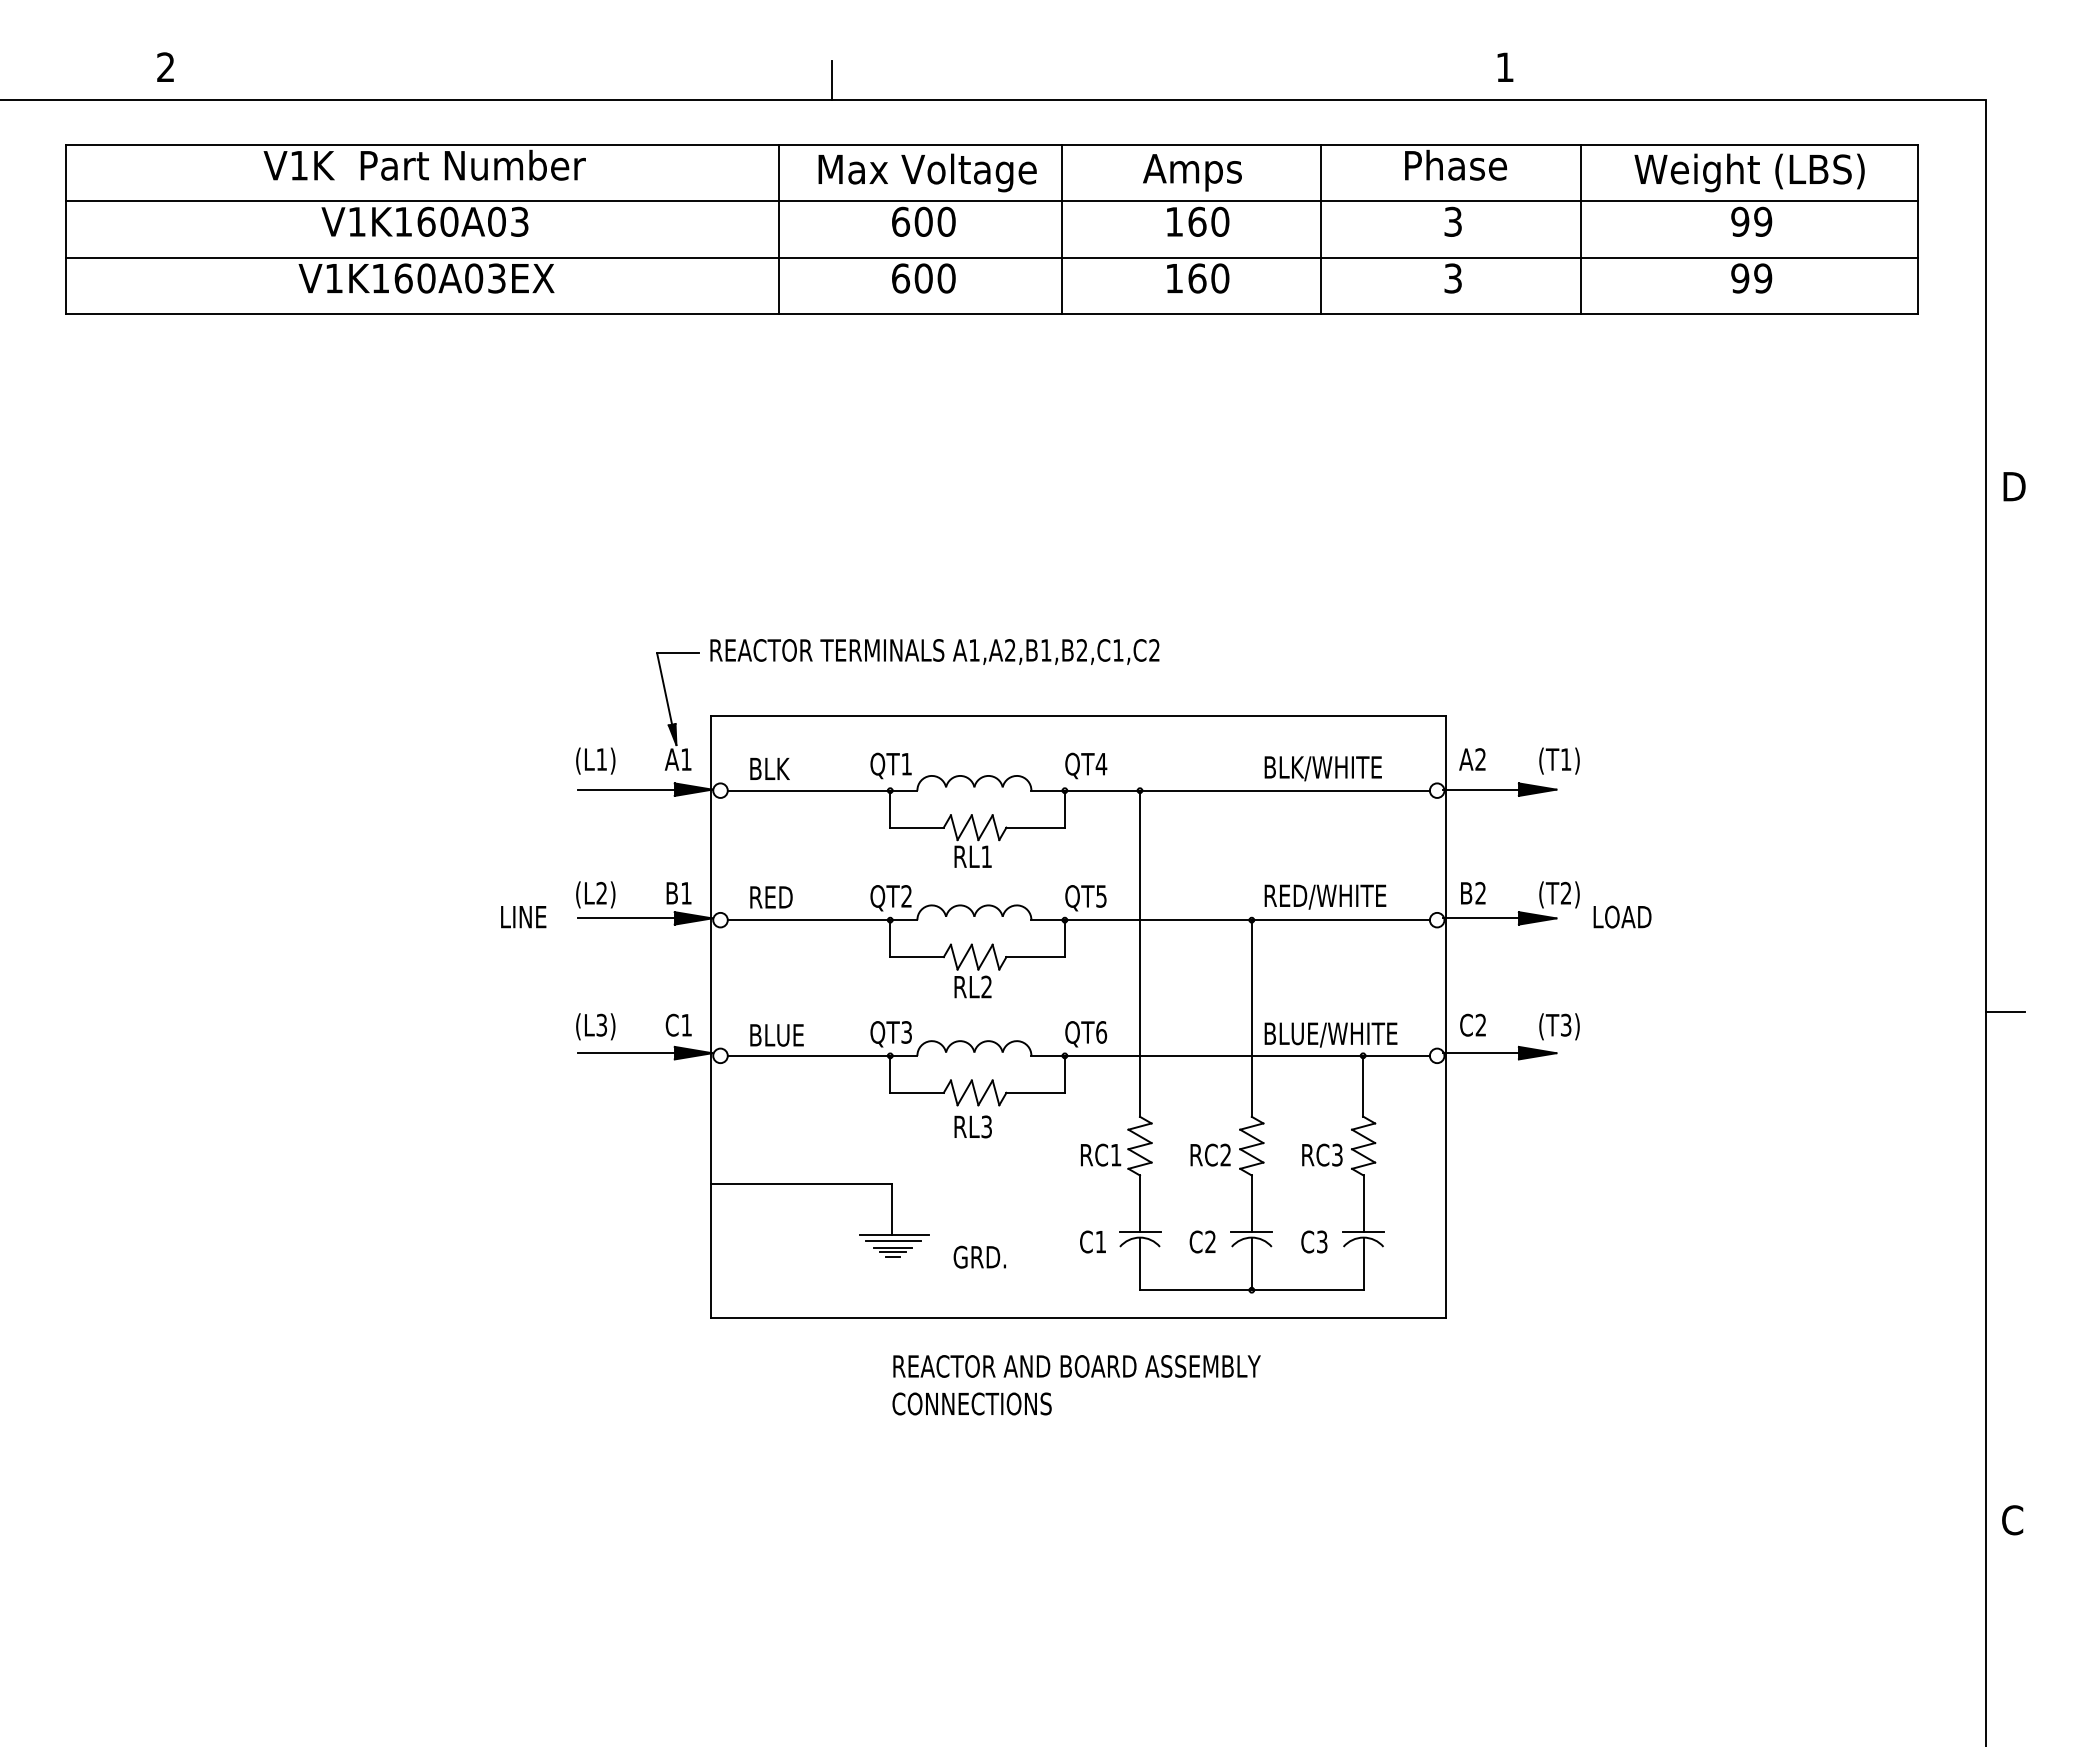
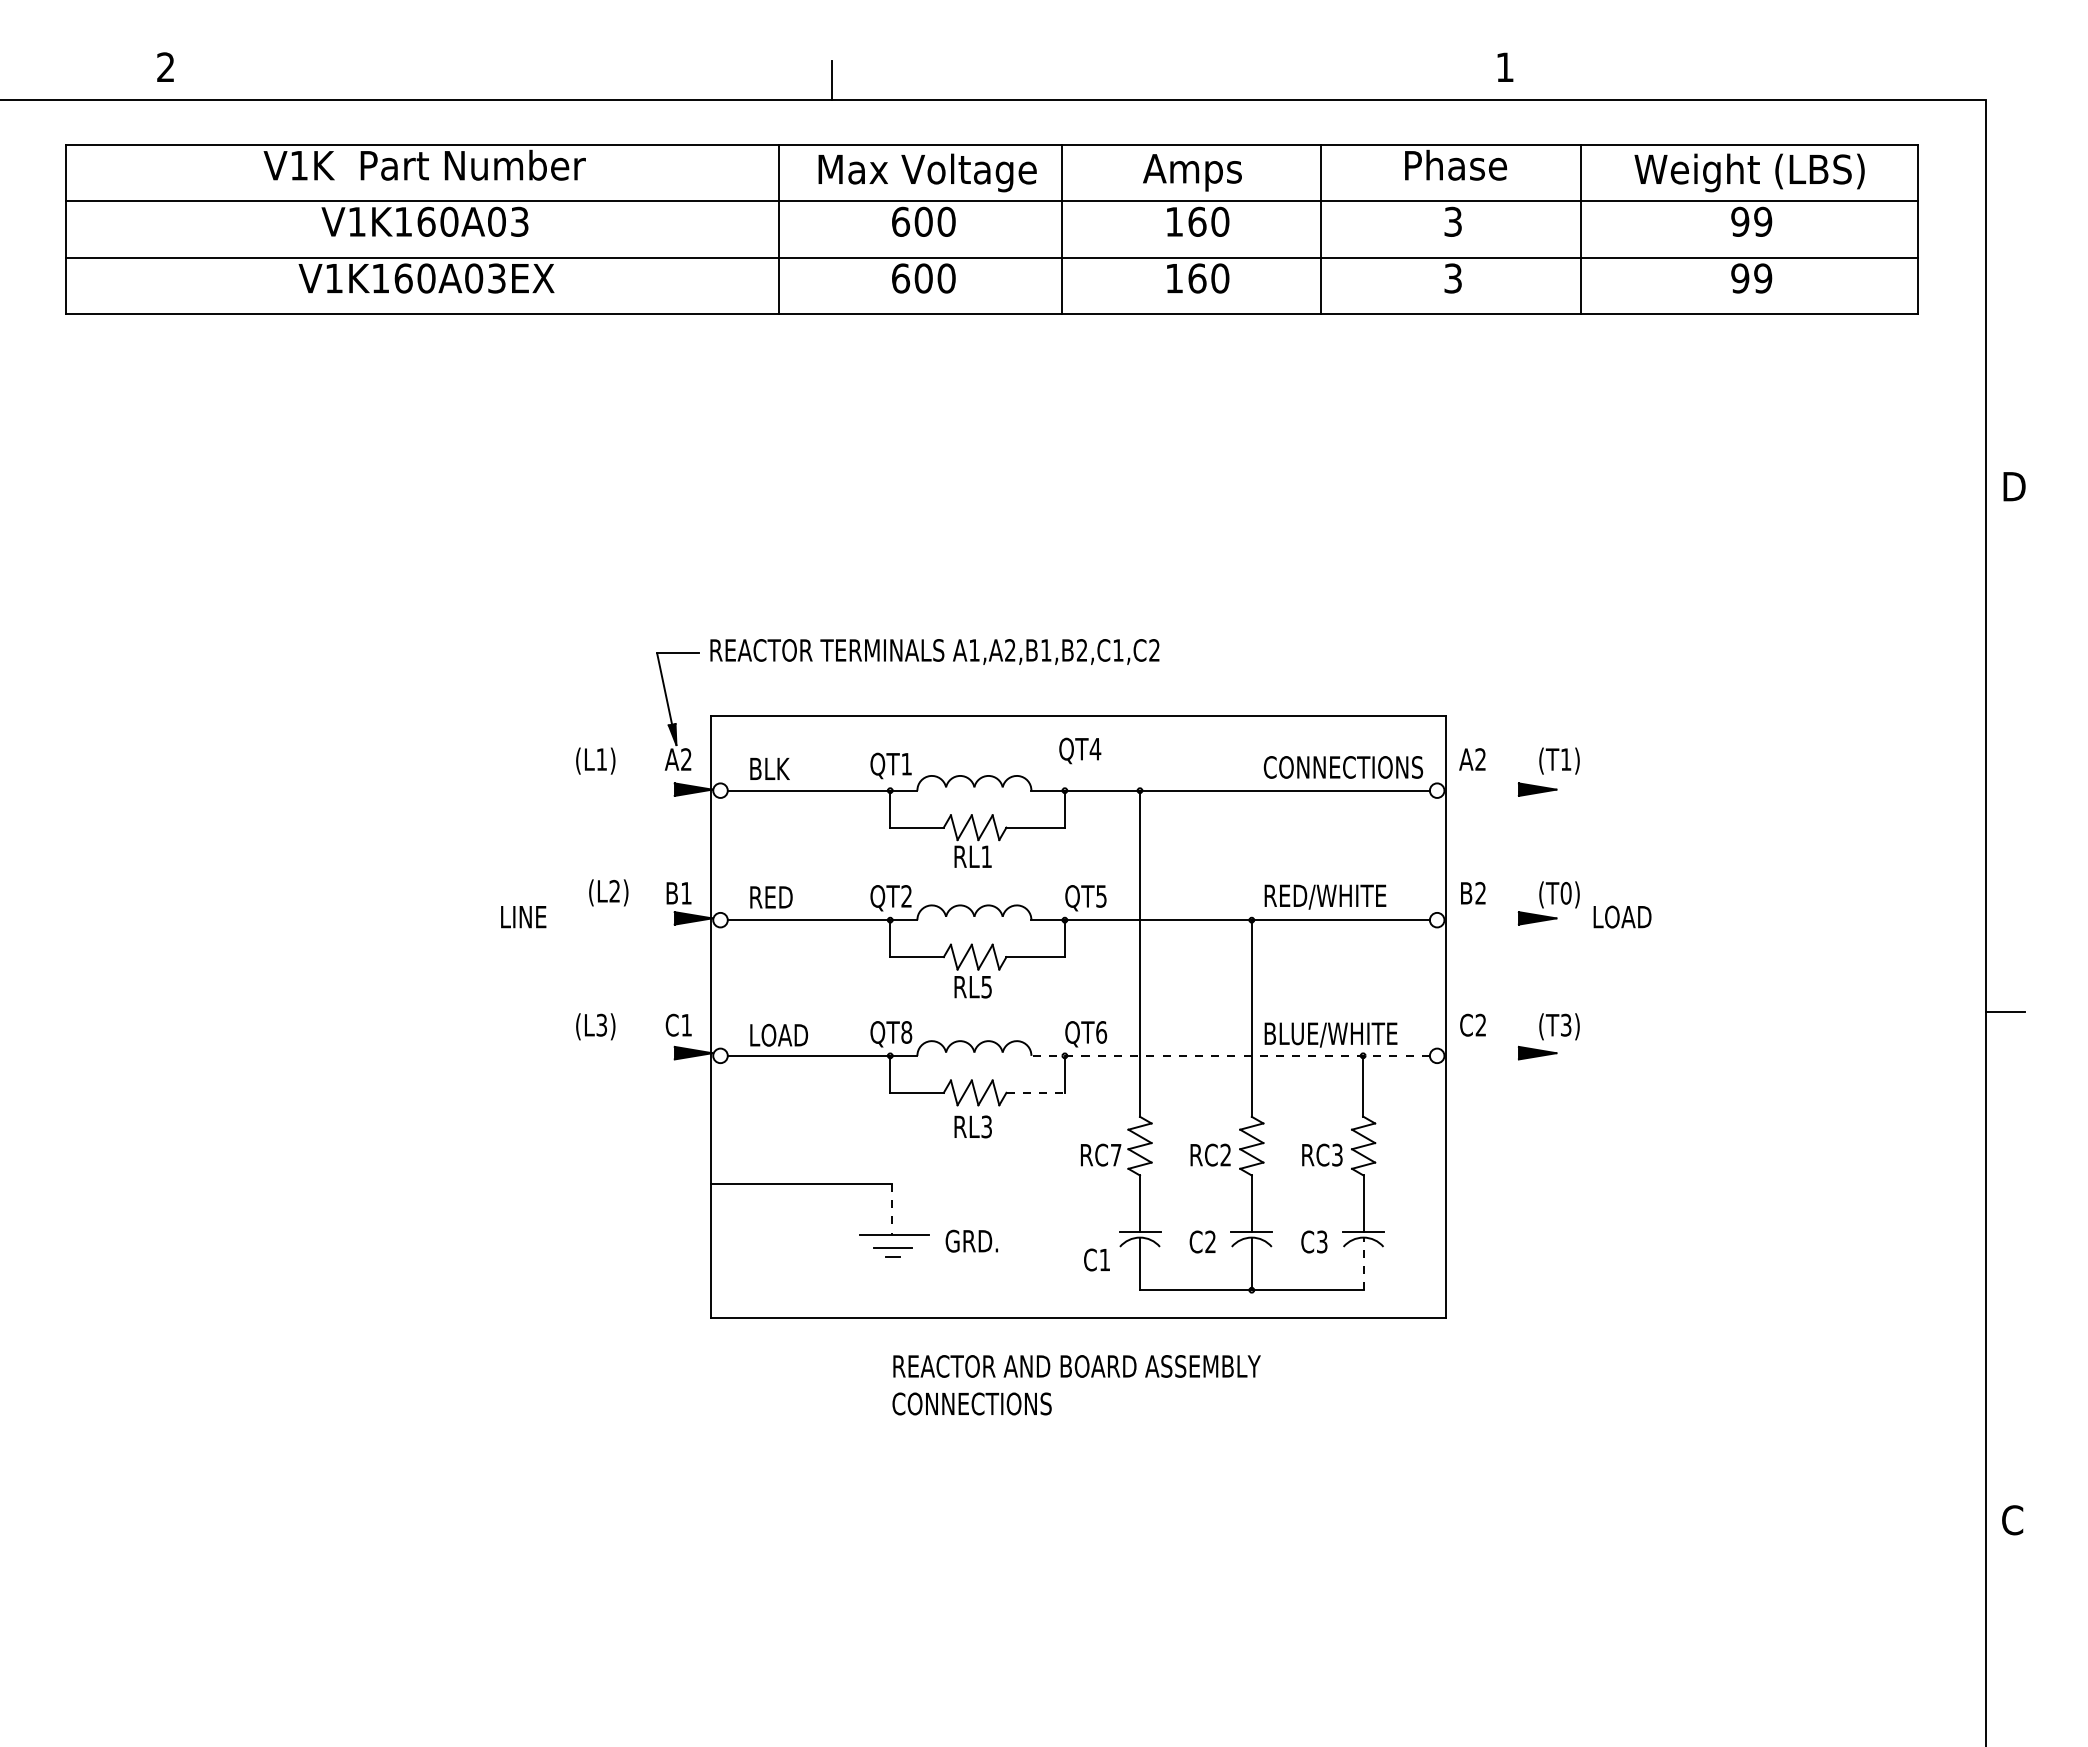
text: A1 -> A2 (686, 759)
text position: (1086, 765) -> (1080, 750) (1080, 750)
text: BLK/WHITE -> CONNECTIONS (1343, 768)
line: present -> none (626, 789)
line: present -> none (1480, 789)
text: (T2) -> (T0) (1565, 893)
text position: (595, 894) -> (608, 892) (608, 892)
line: present -> none (626, 918)
line: present -> none (1480, 918)
text: RL2 -> RL5 (986, 986)
text: QT3 -> QT8 (906, 1032)
text: BLUE -> LOAD (780, 1034)
line: present -> none (626, 1053)
line: present -> none (1480, 1053)
line: solid -> dashed (1230, 1055)
line: solid -> dashed (1036, 1092)
text: RC1 -> RC7 (1116, 1155)
line: solid -> dashed (892, 1209)
line: present -> none (893, 1241)
text position: (1092, 1241) -> (1096, 1259) (1096, 1259)
line: present -> none (893, 1251)
text position: (979, 1256) -> (971, 1240) (971, 1240)
line: solid -> dashed (1363, 1263)
